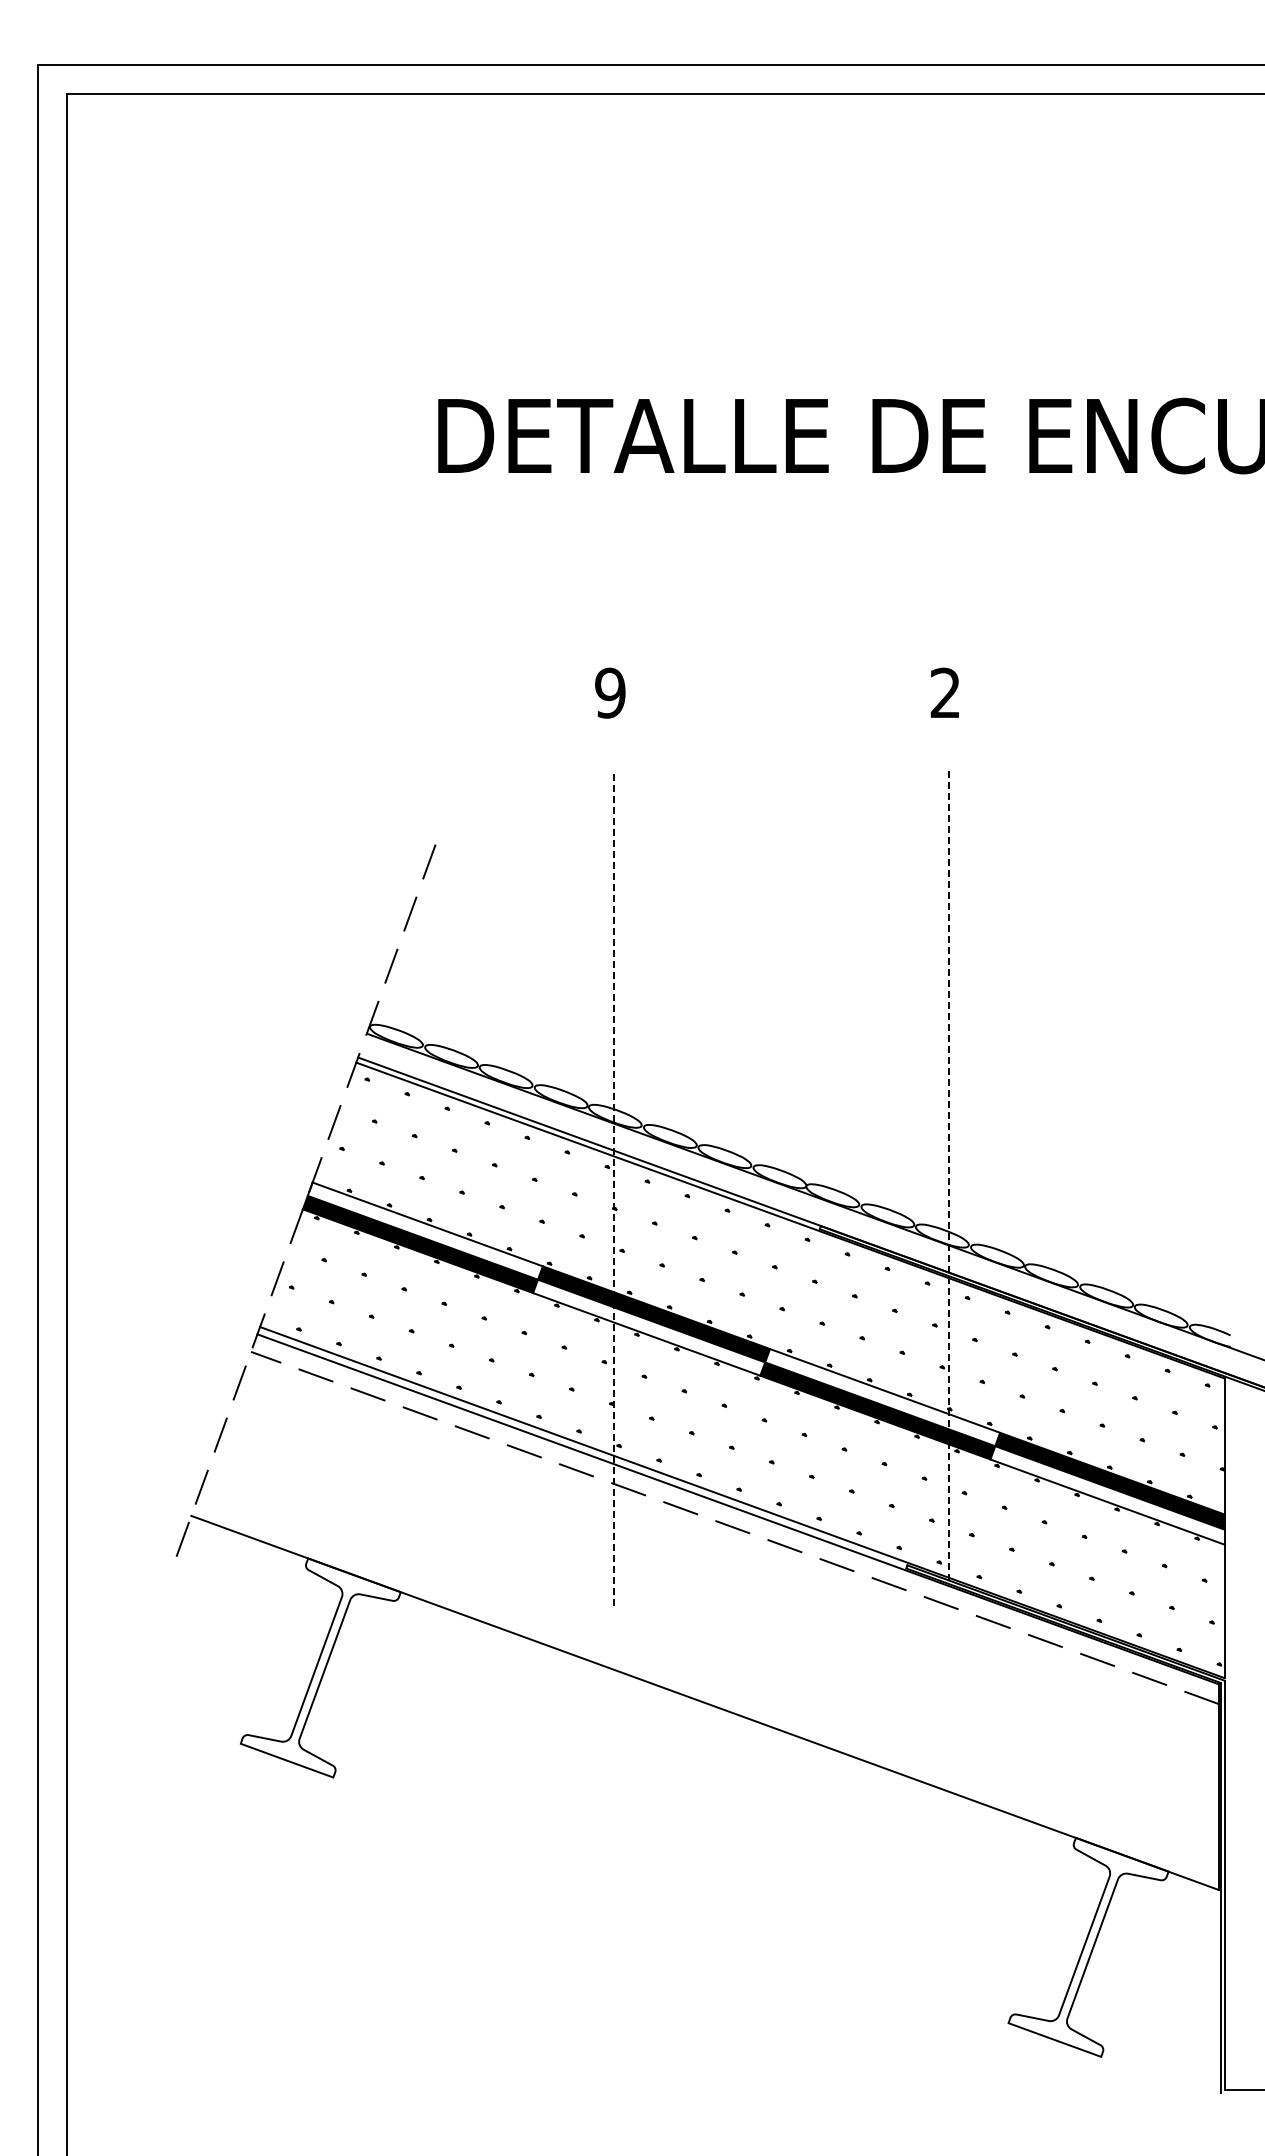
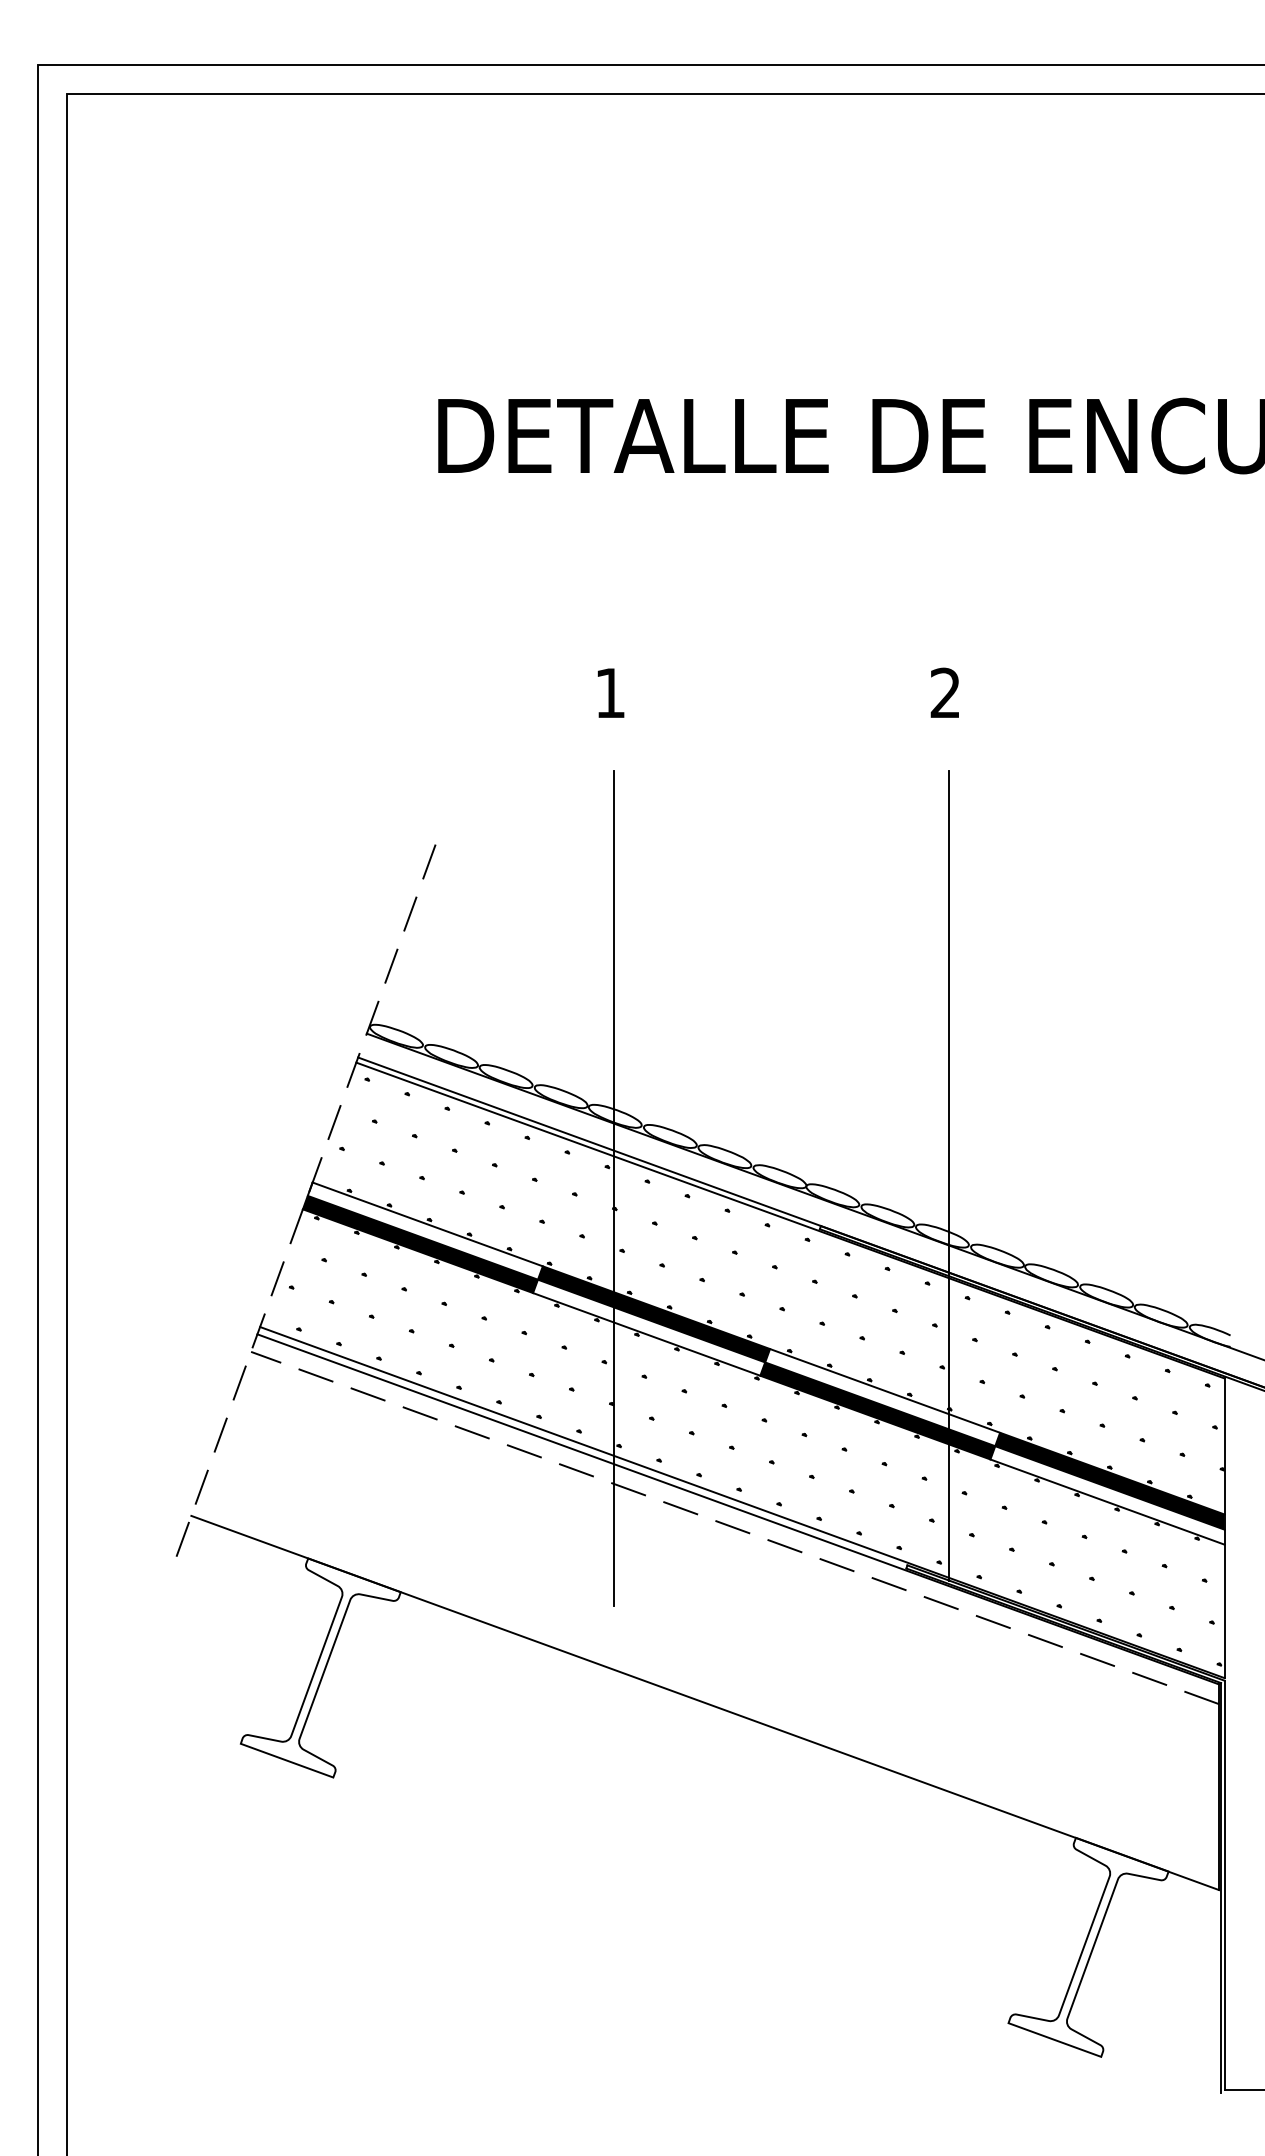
text: 9 -> 1 (610, 692)
line: dashed -> solid (949, 1175)
line: dashed -> solid (614, 1188)
